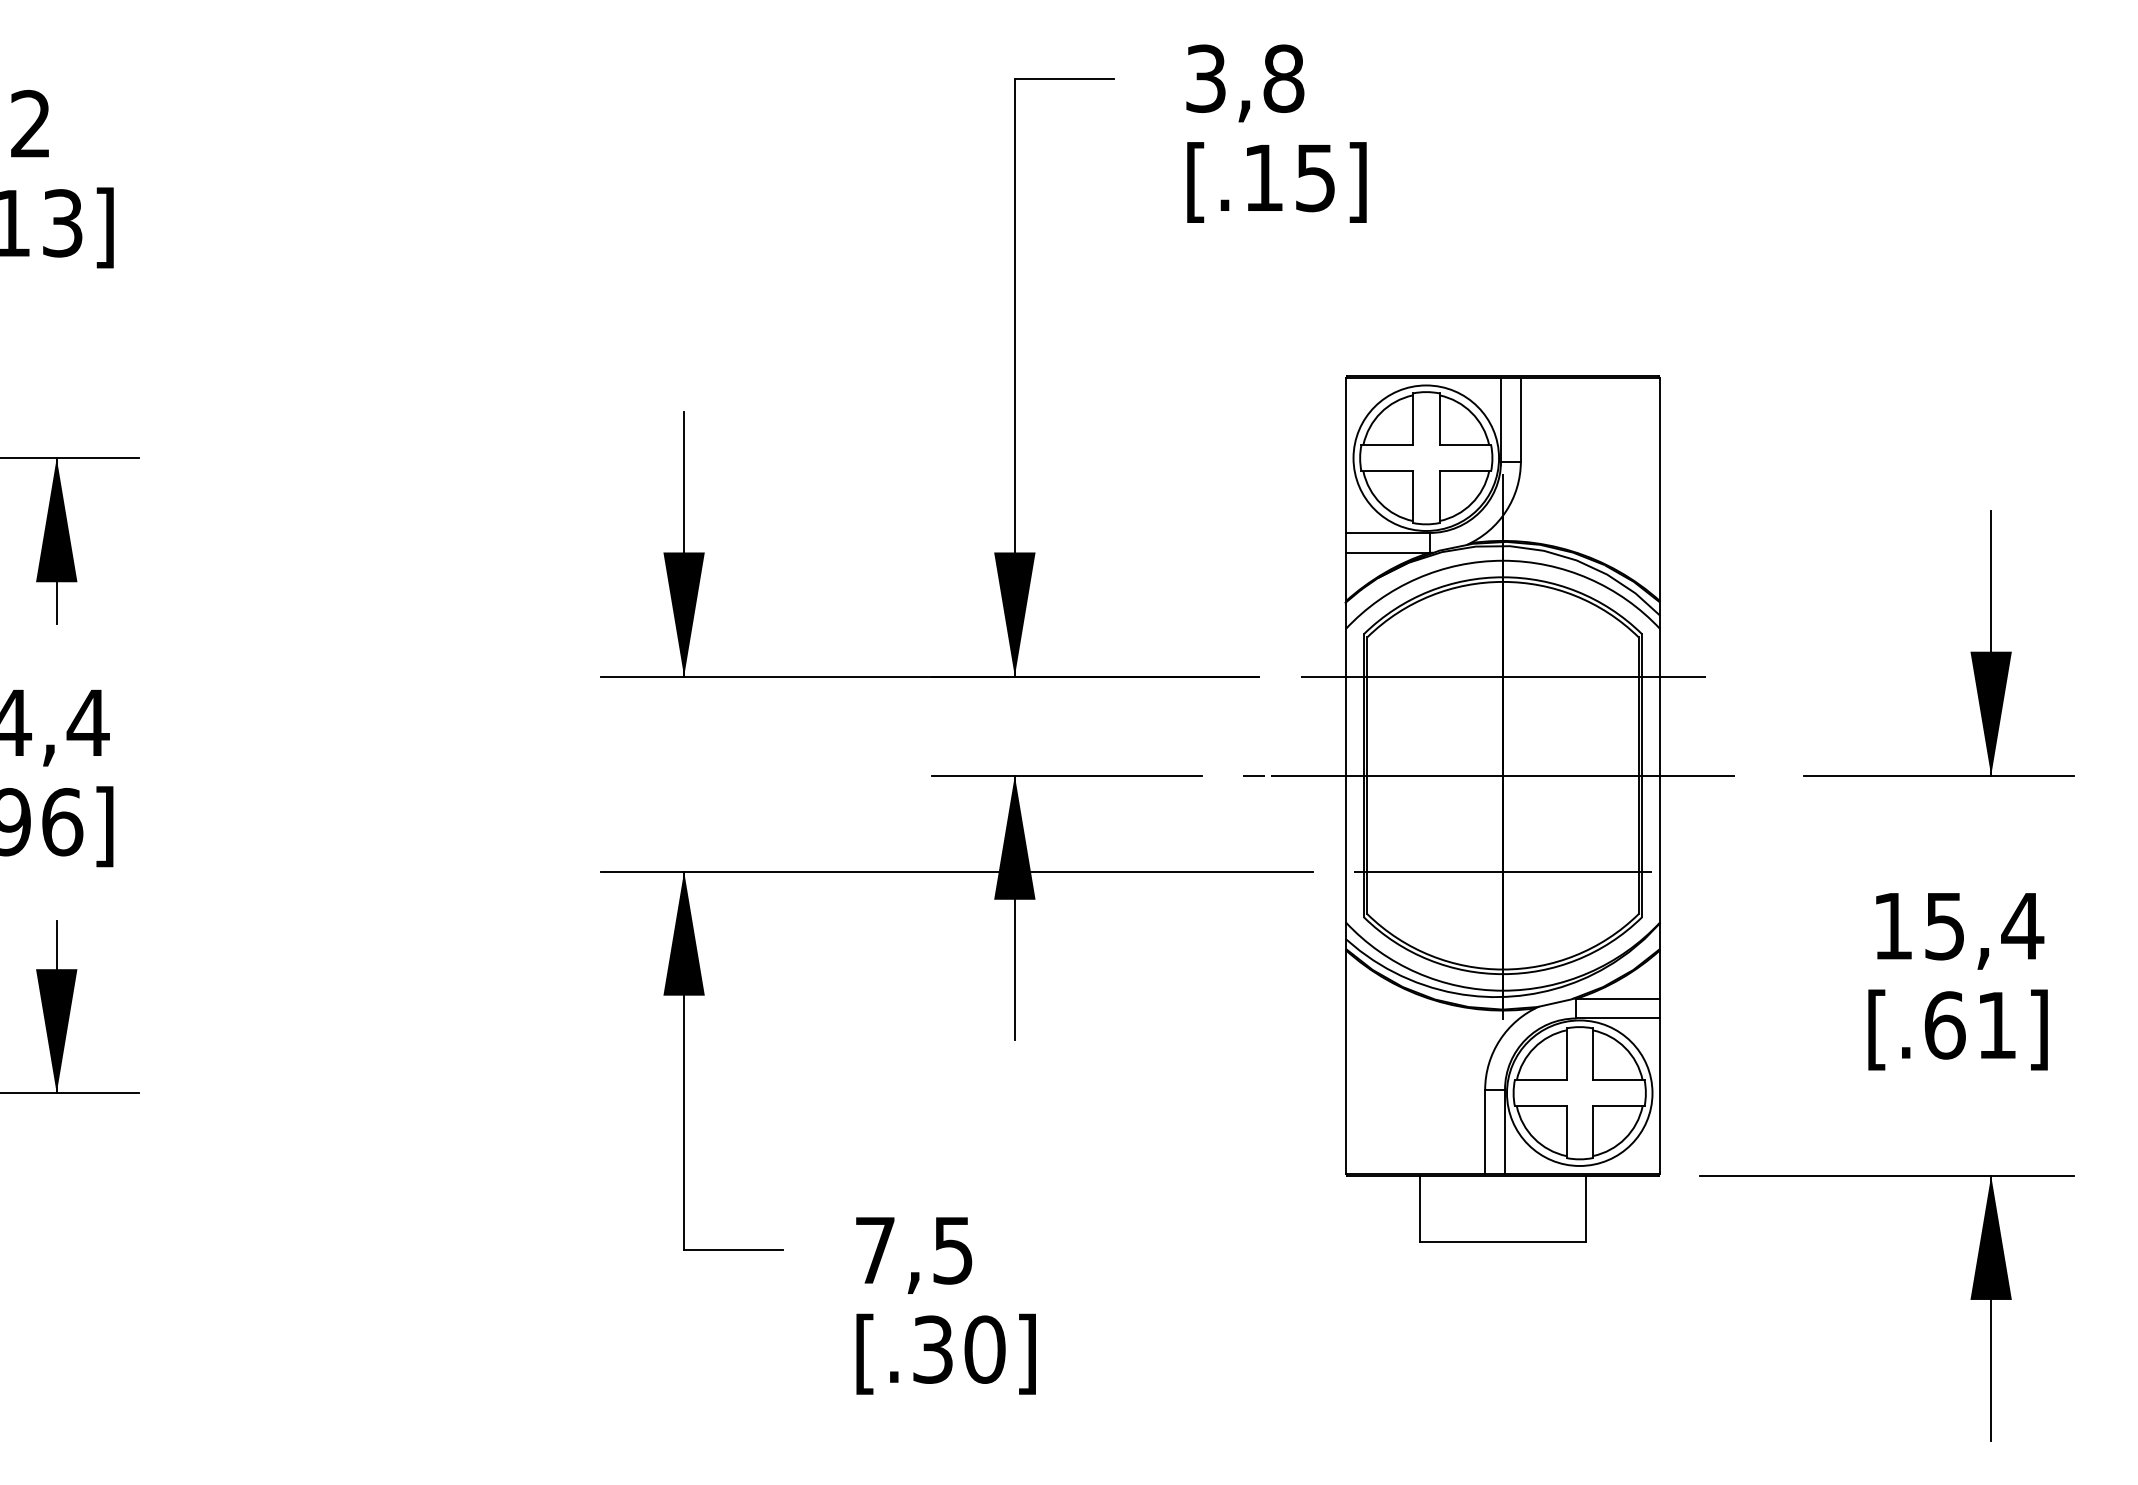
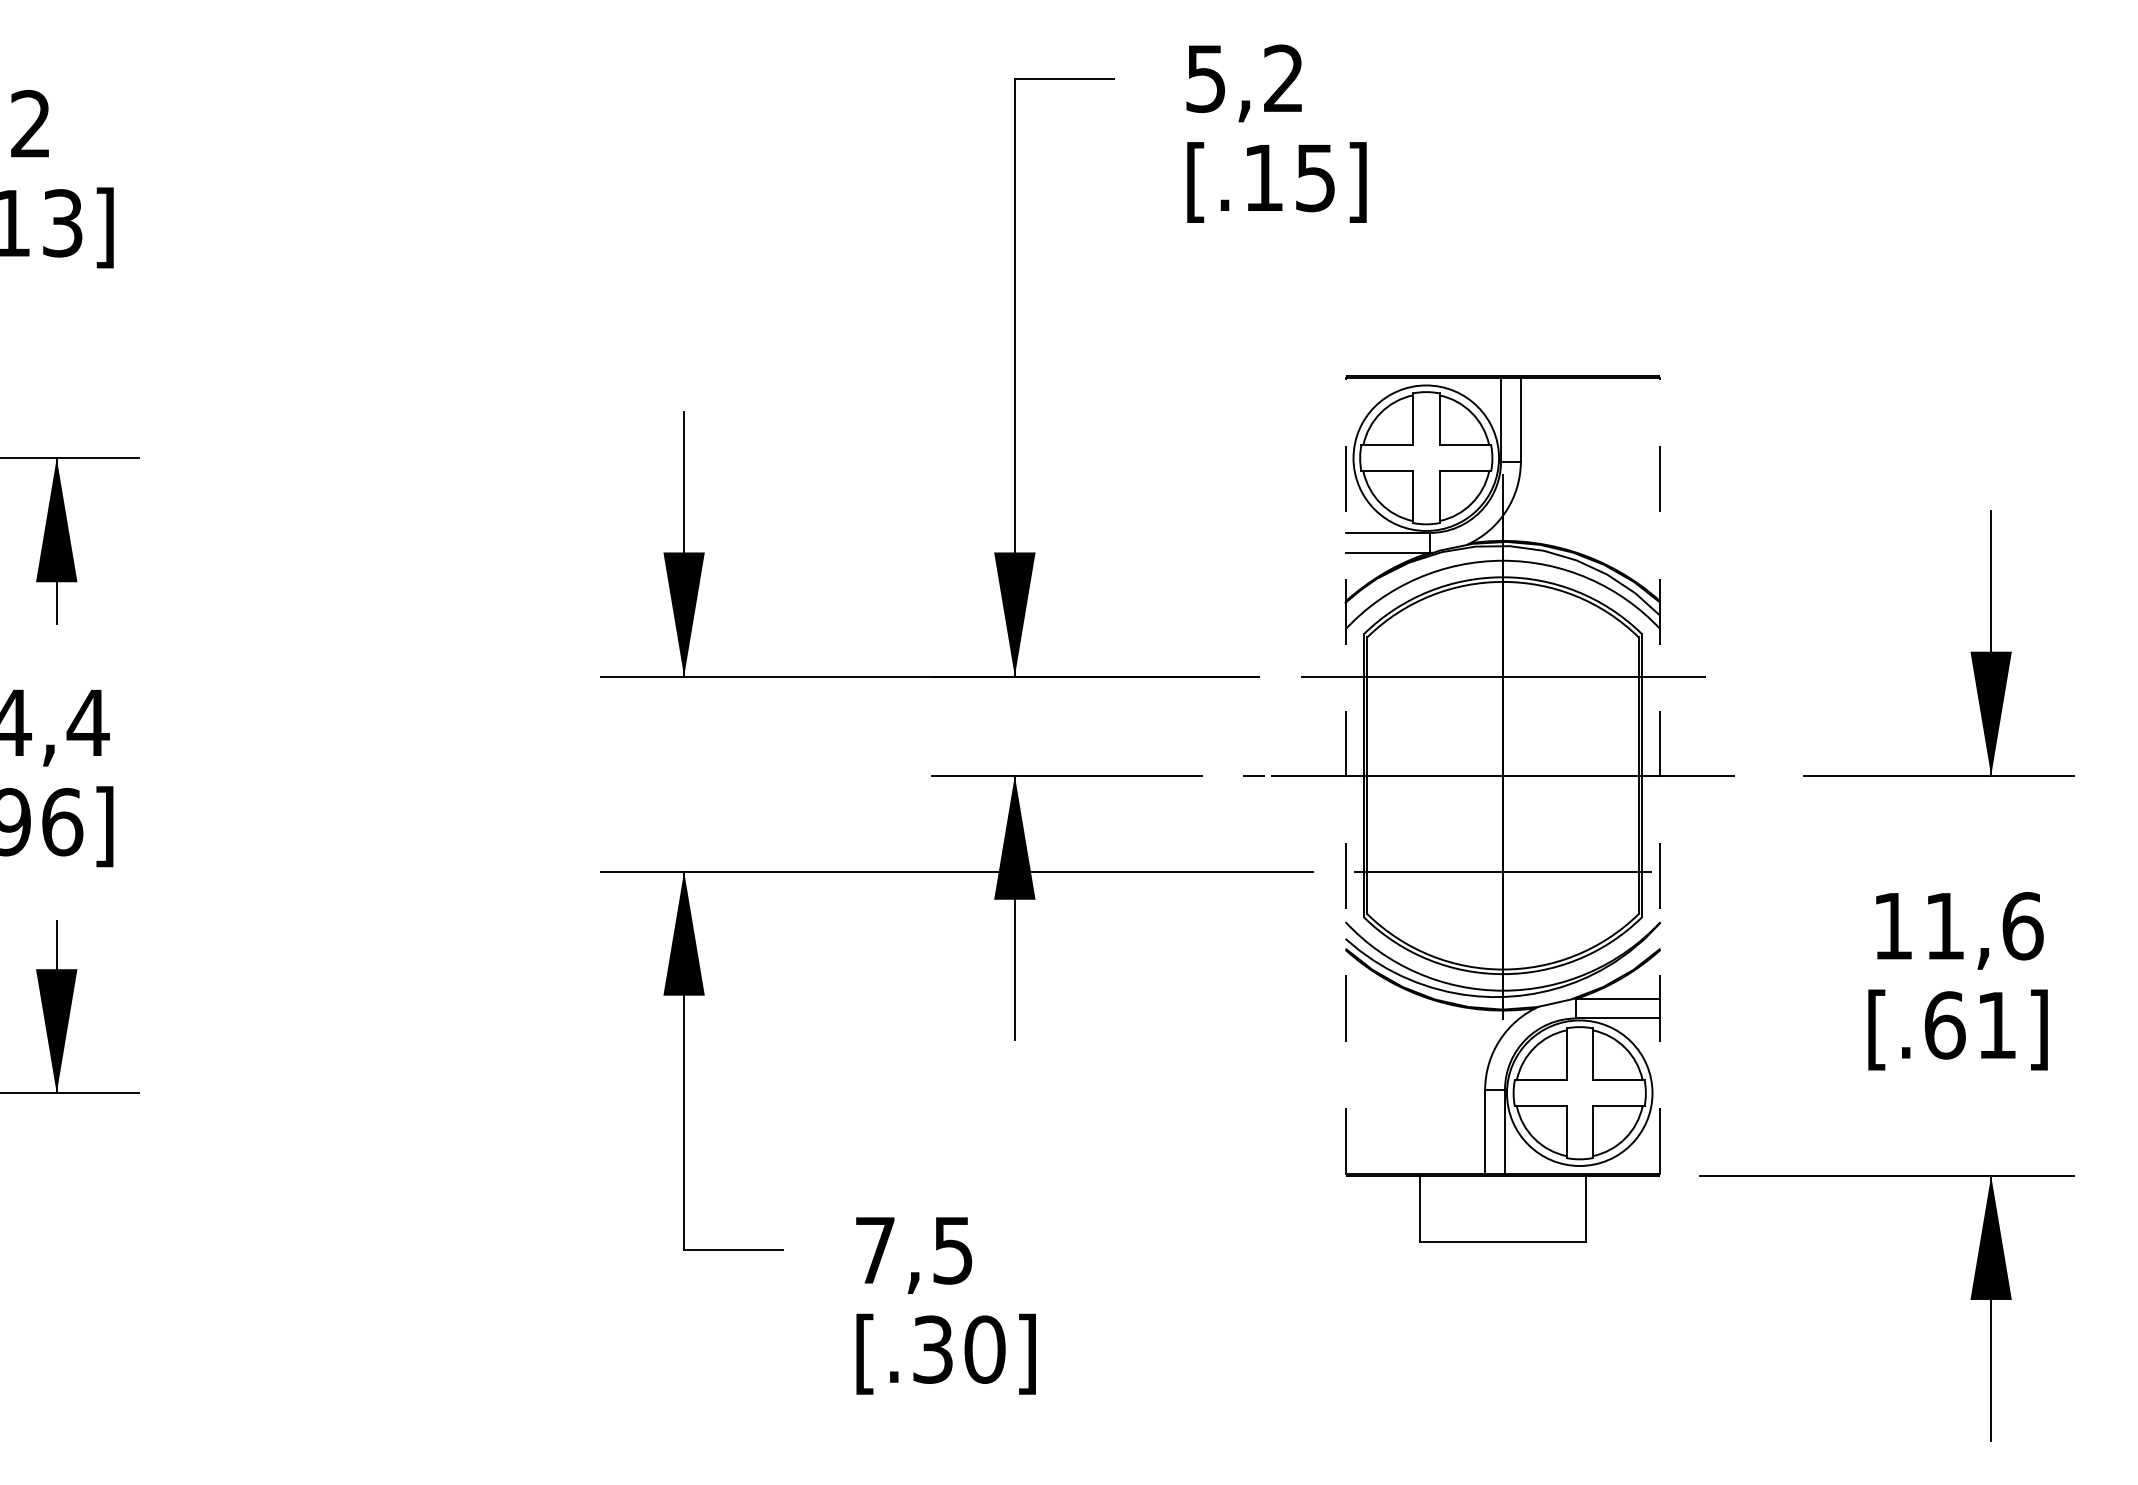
text: 3,8 -> 5,2 (1245, 78)
line: solid -> dashed (1345, 775)
line: solid -> dashed (1660, 775)
text: 15,4 -> 11,6 (1984, 926)
